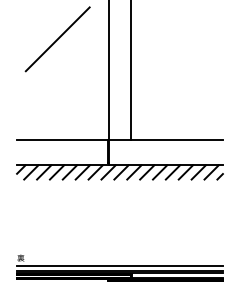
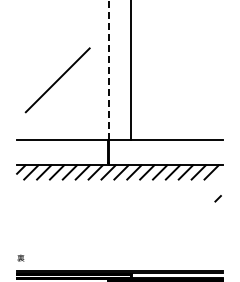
line position: (57, 39) -> (57, 80) (57, 80)
line: solid -> dashed (108, 70)
line position: (219, 176) -> (217, 198) (217, 198)
line: present -> none (119, 266)
